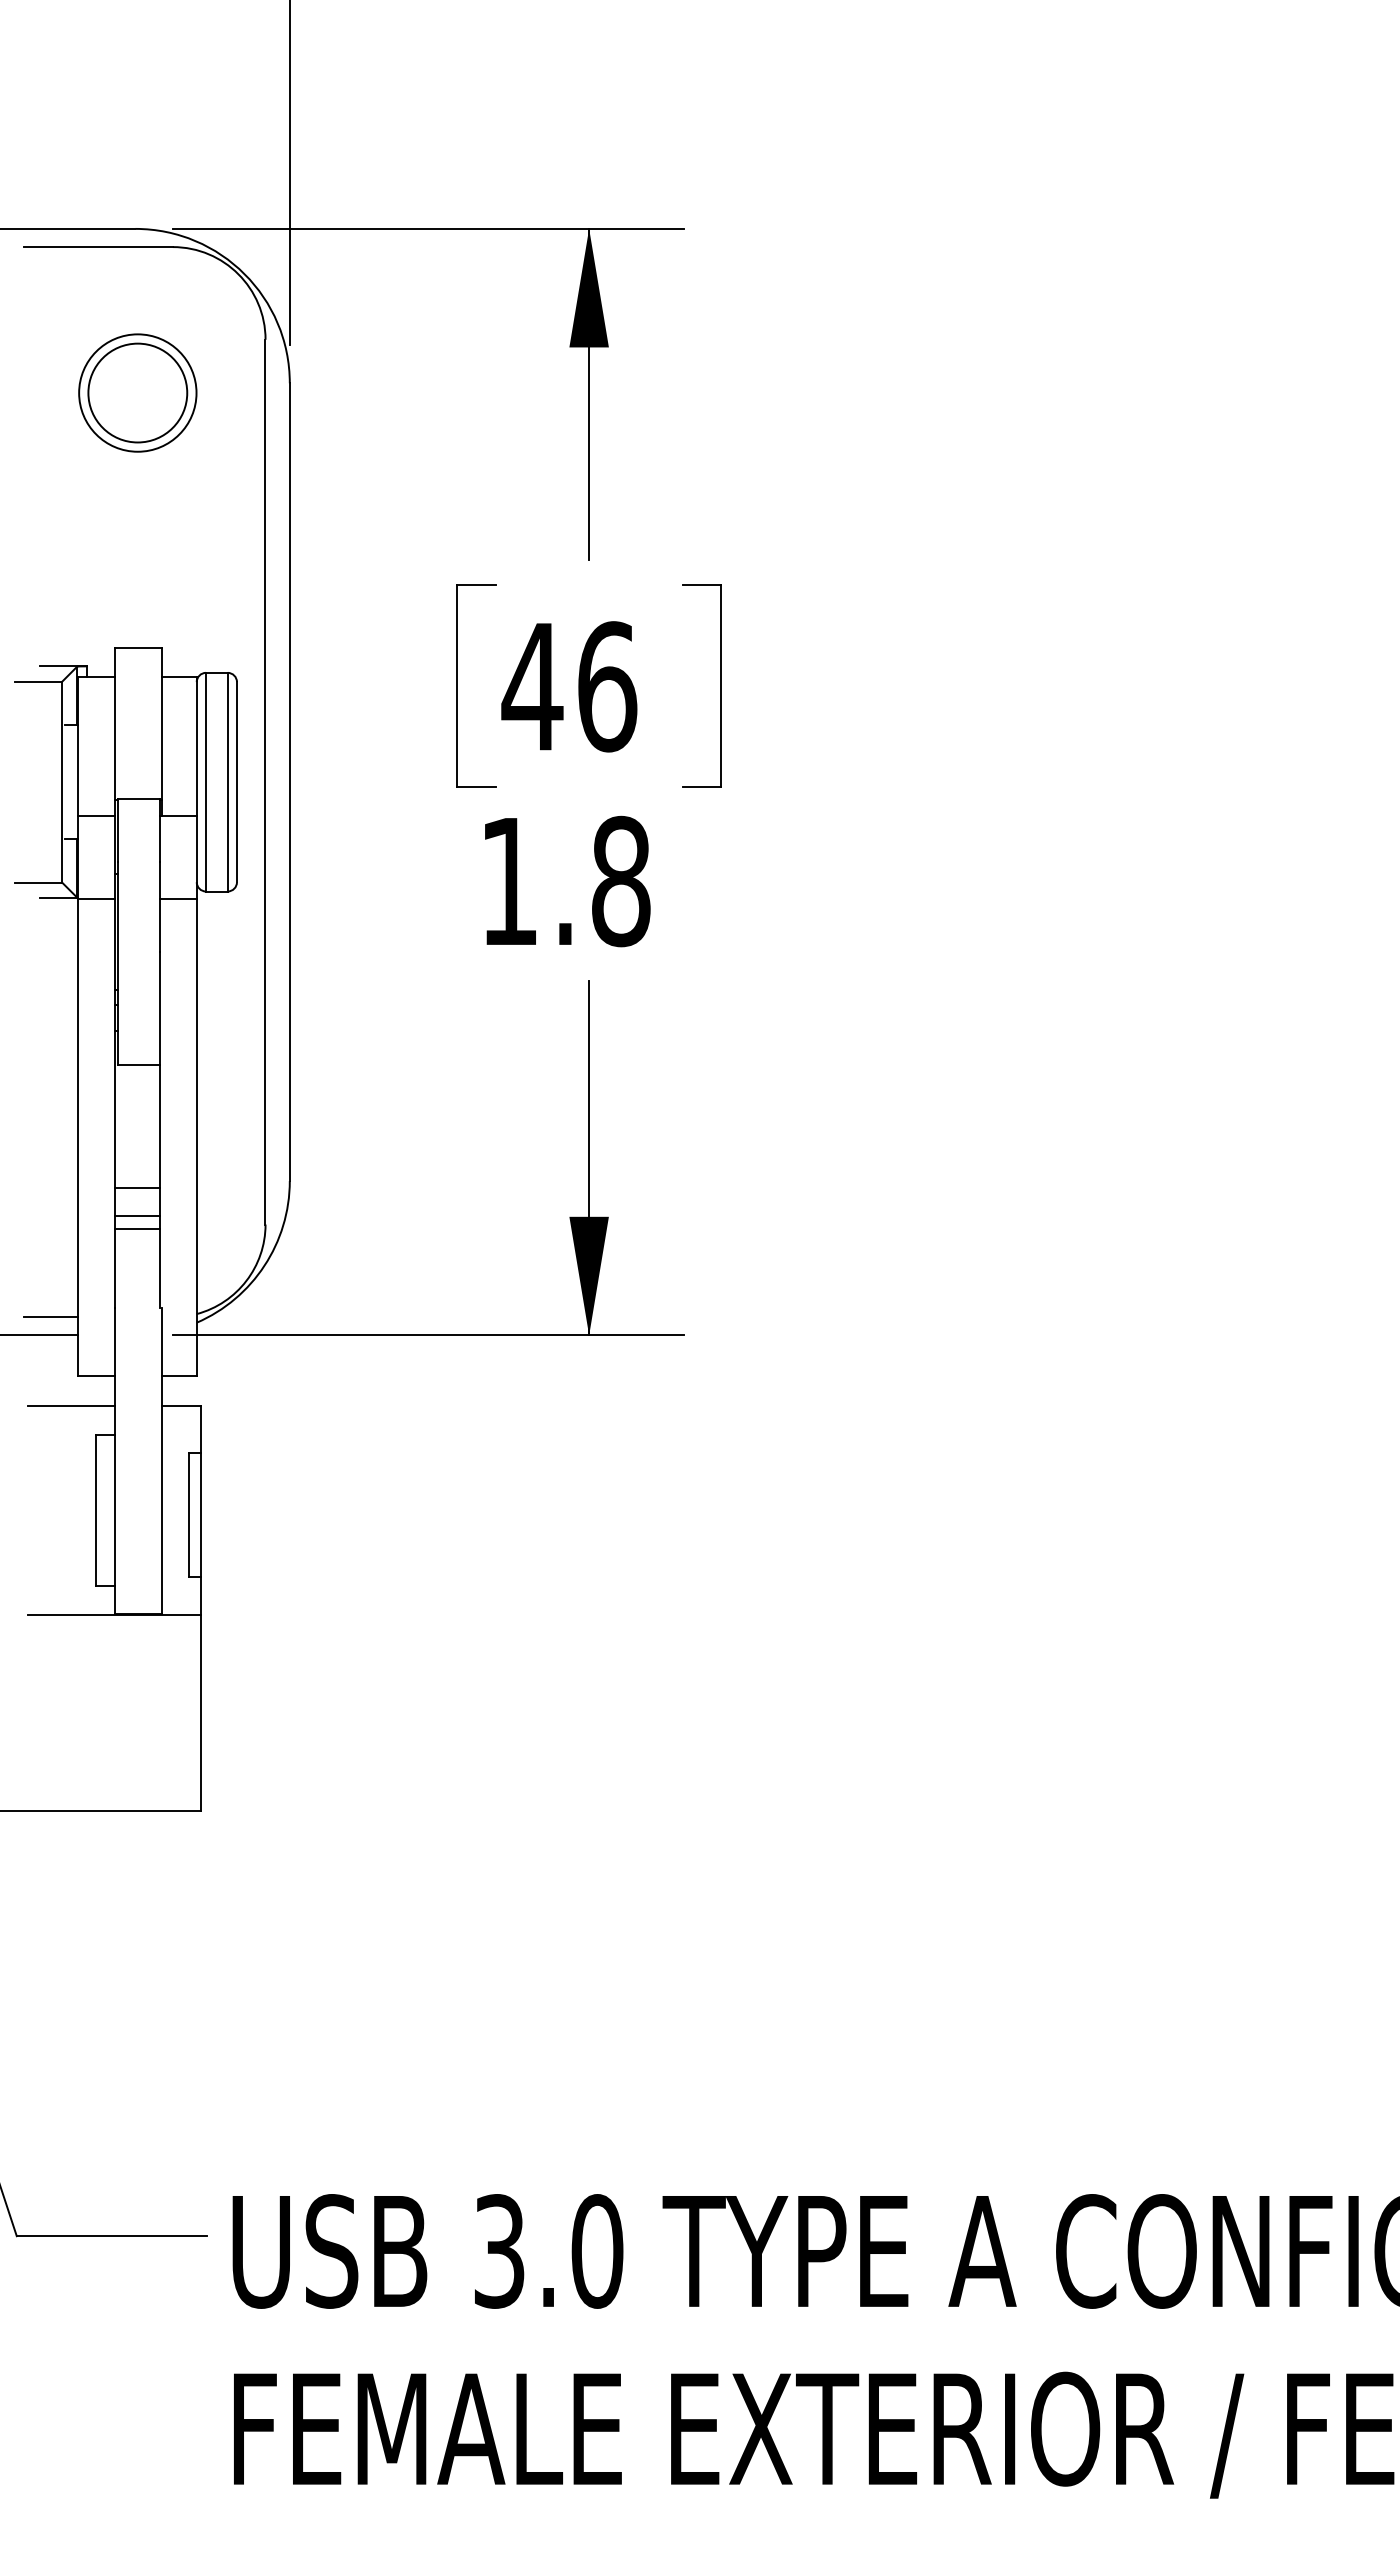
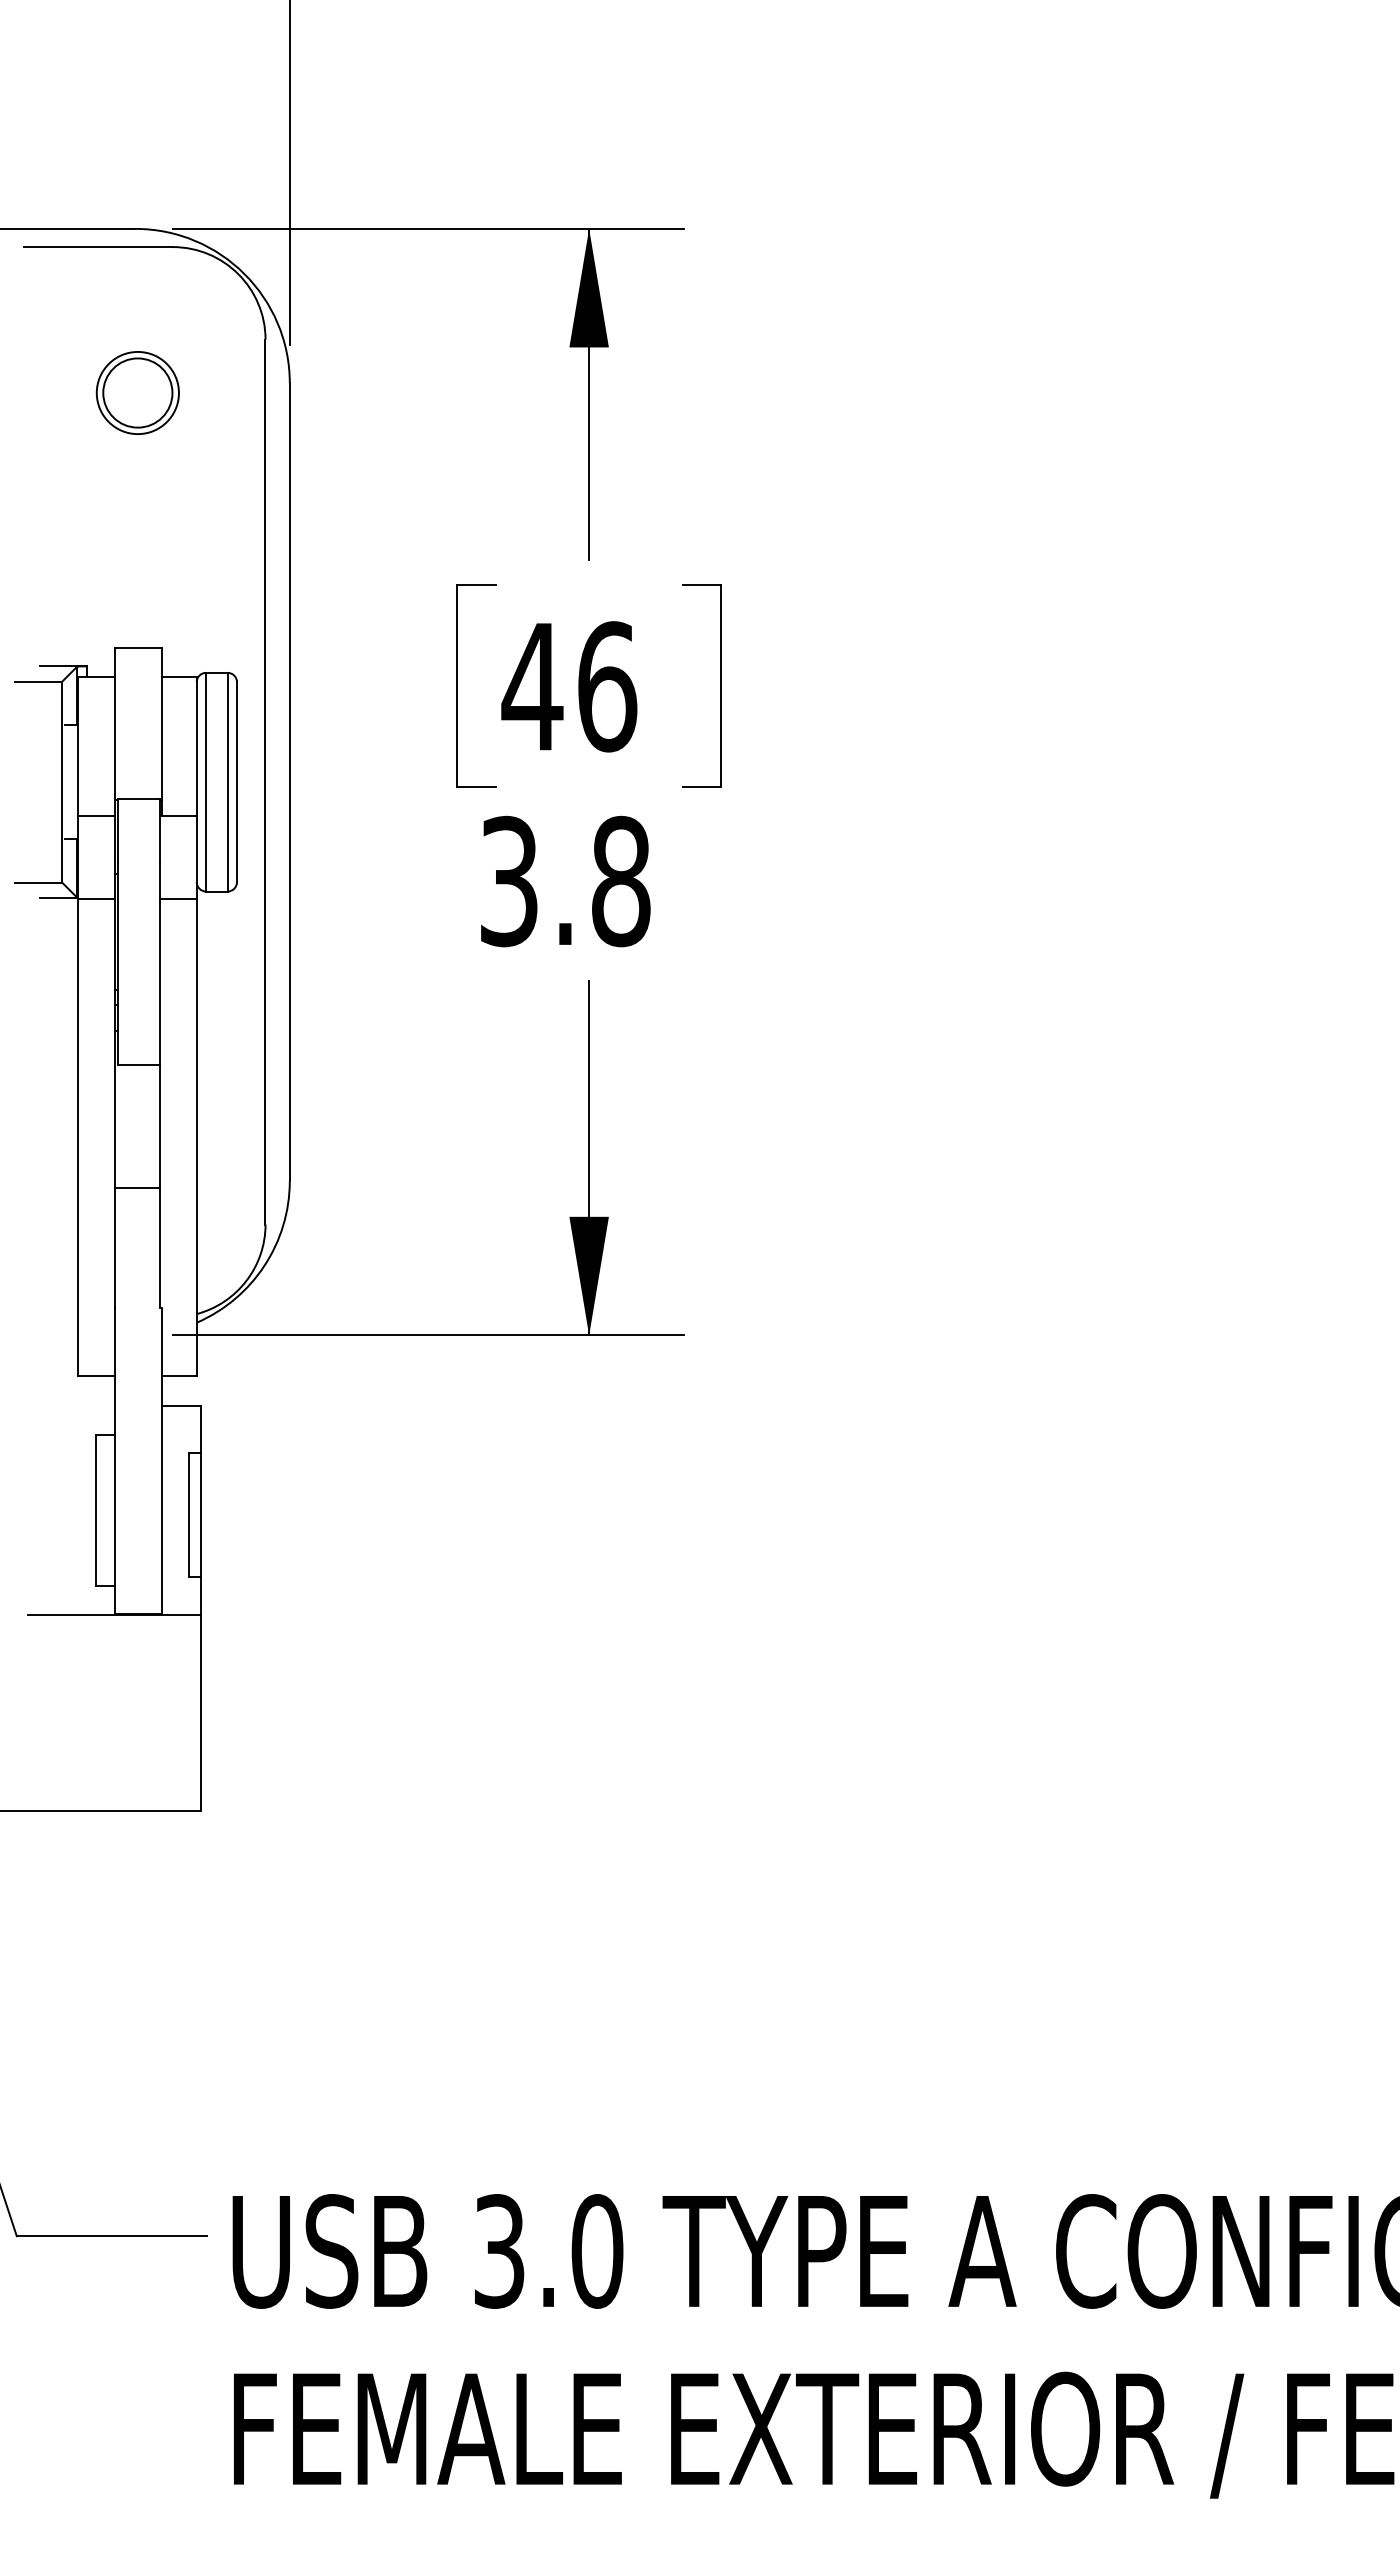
part size: 120x120 px -> 85x84 px (137, 392)
text: 1.8 -> 3.8 (509, 881)
line: present -> none (136, 1216)
line: present -> none (136, 1229)
line: present -> none (50, 1317)
line: present -> none (39, 1335)
line: present -> none (71, 1406)
